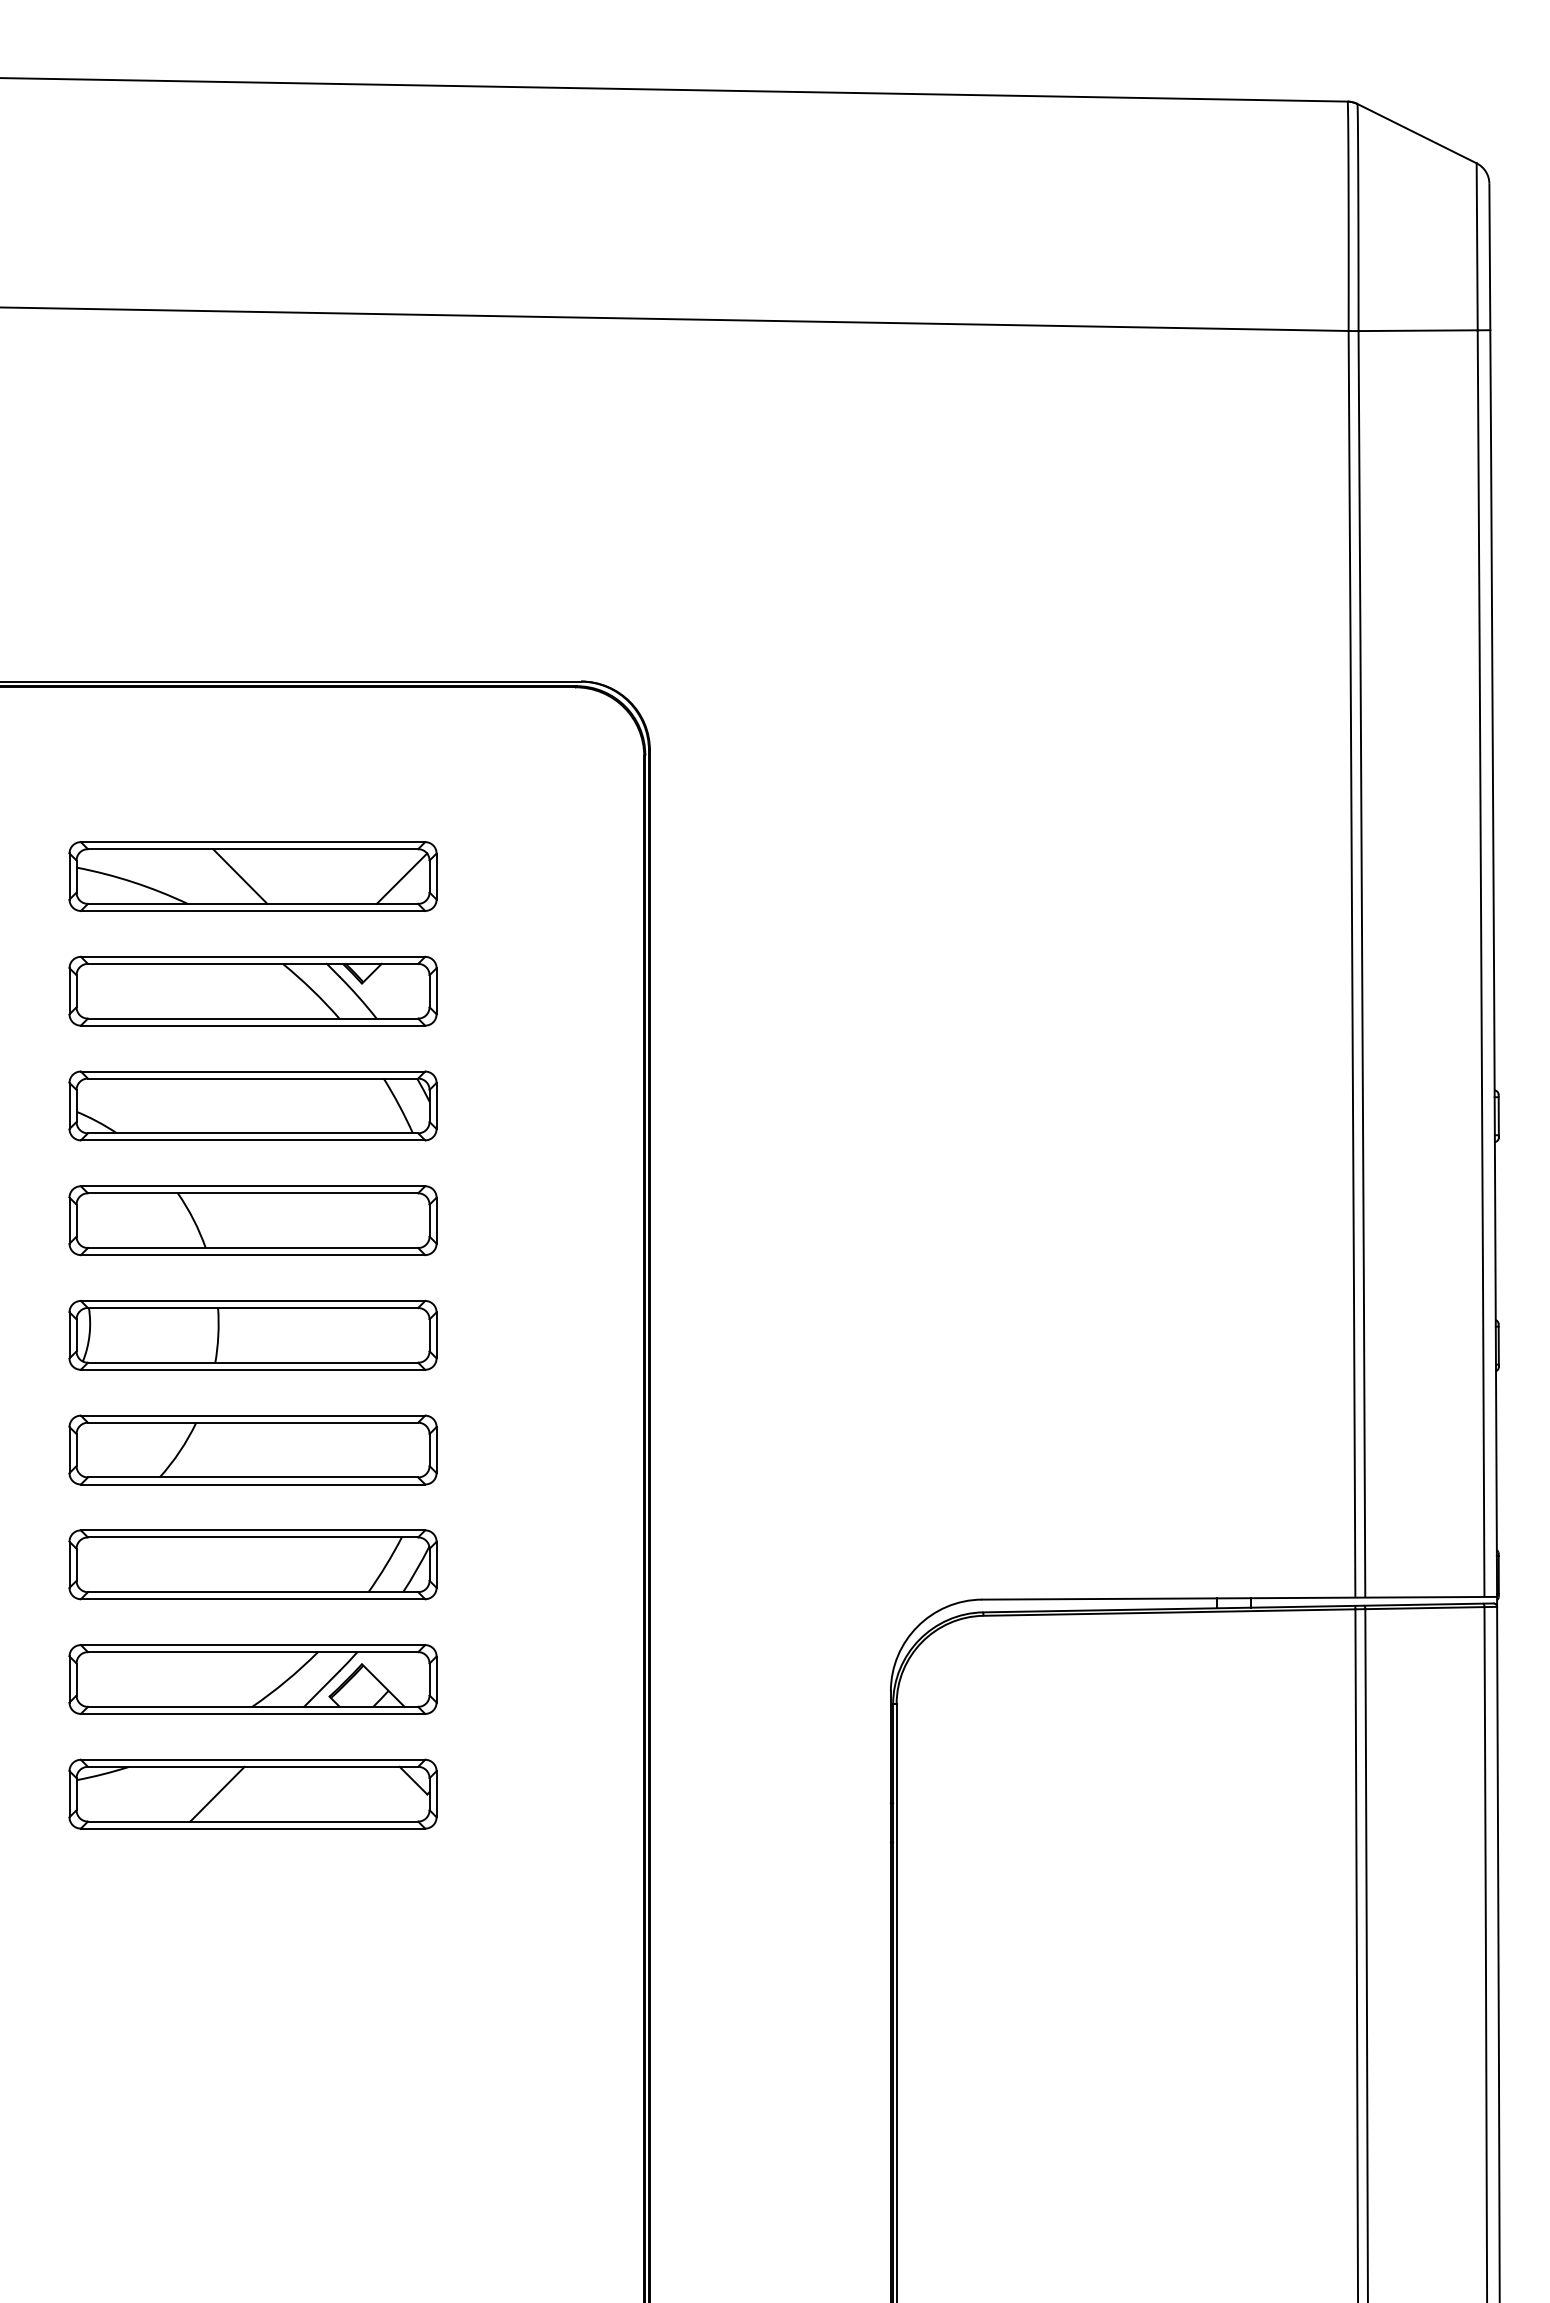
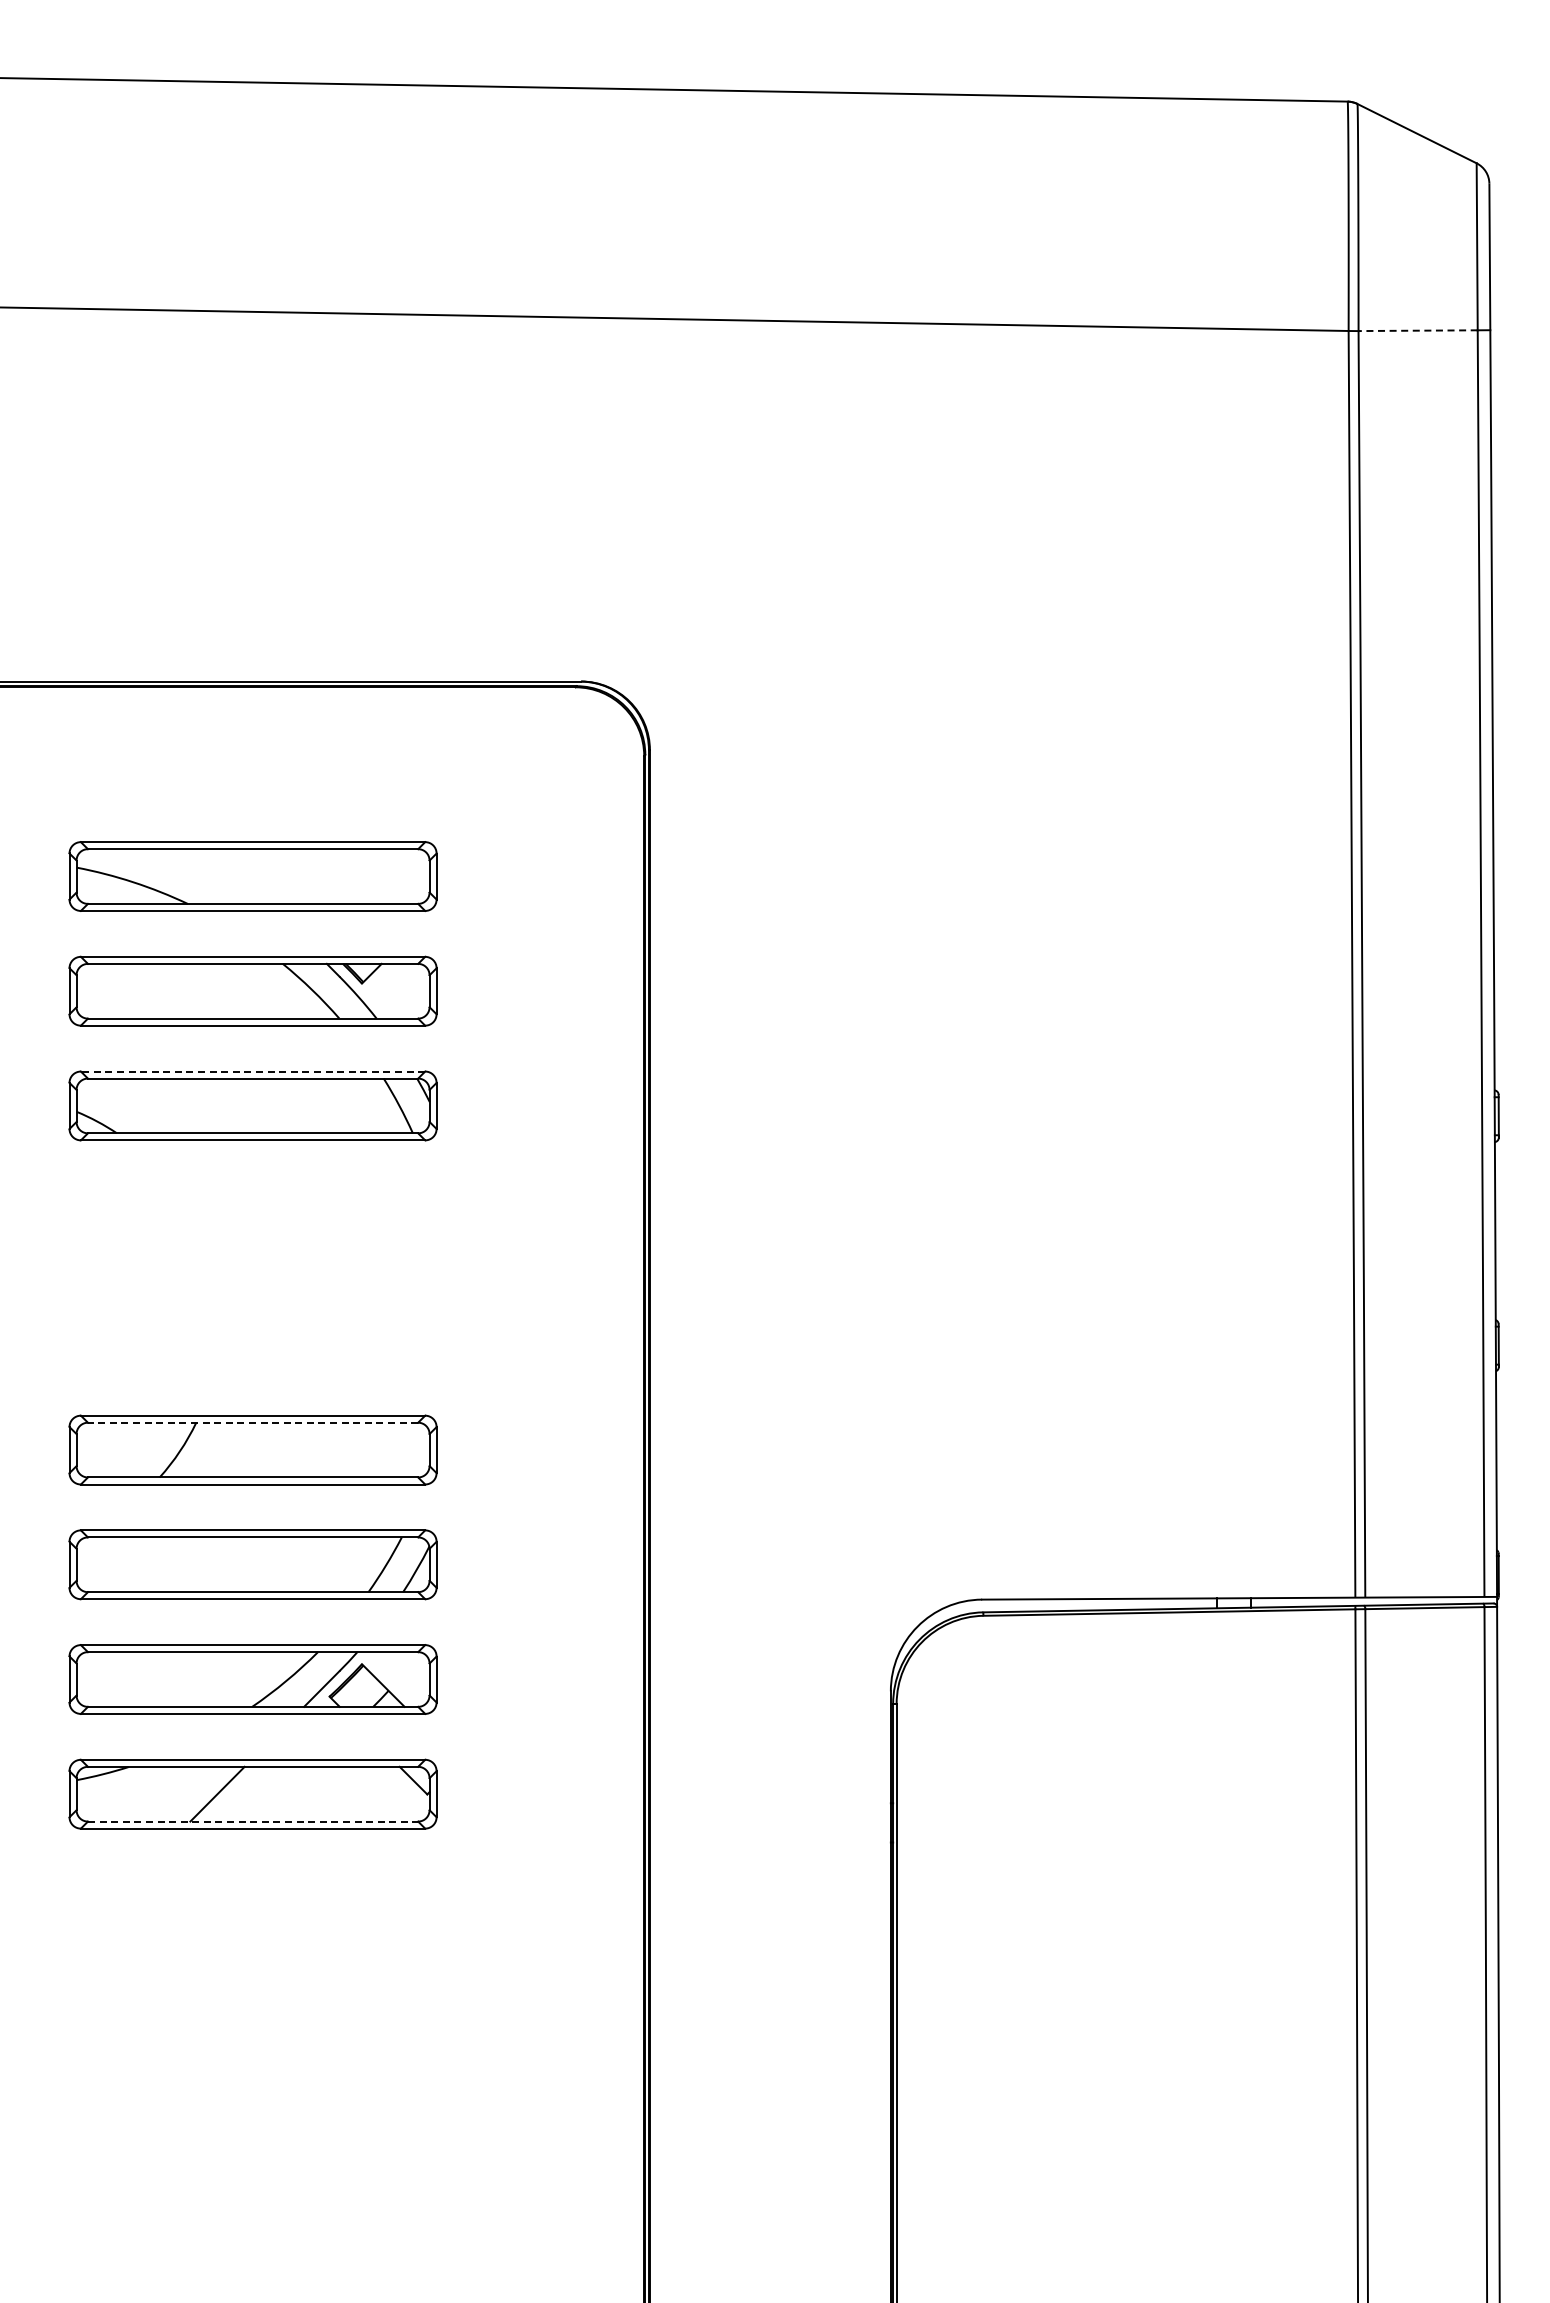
line: solid -> dashed (1418, 330)
line: present -> none (240, 876)
line: present -> none (401, 878)
line: solid -> dashed (252, 1071)
part: present -> none (252, 1220)
part: present -> none (252, 1334)
line: solid -> dashed (252, 1422)
line: solid -> dashed (253, 1821)
